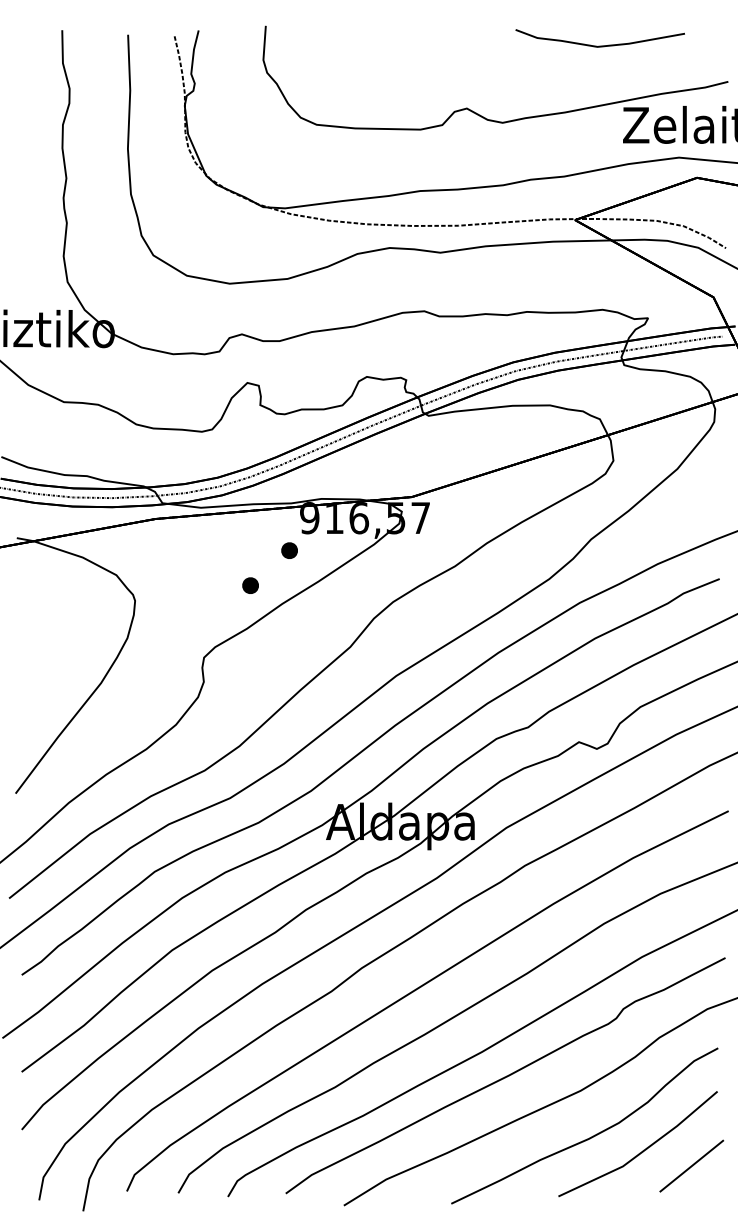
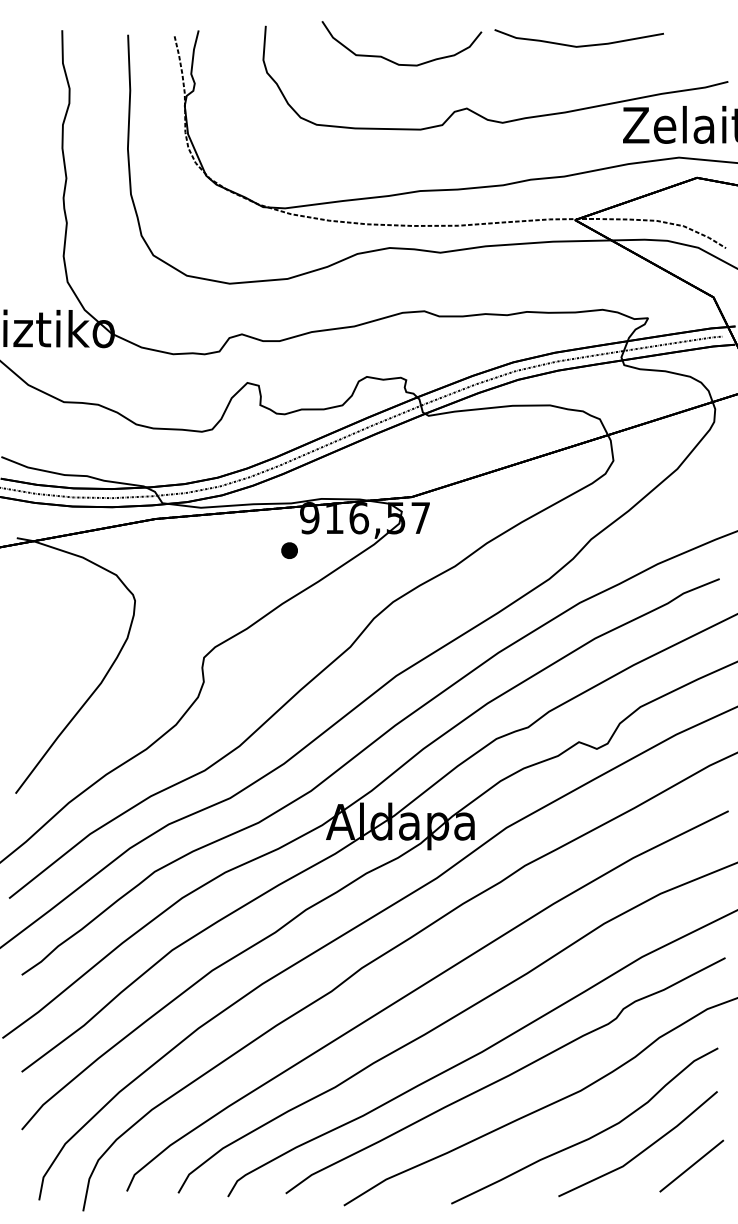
curve position: (599, 45) -> (578, 45) (578, 45)
curve: none -> present (392, 60)
part: present -> none (250, 585)
